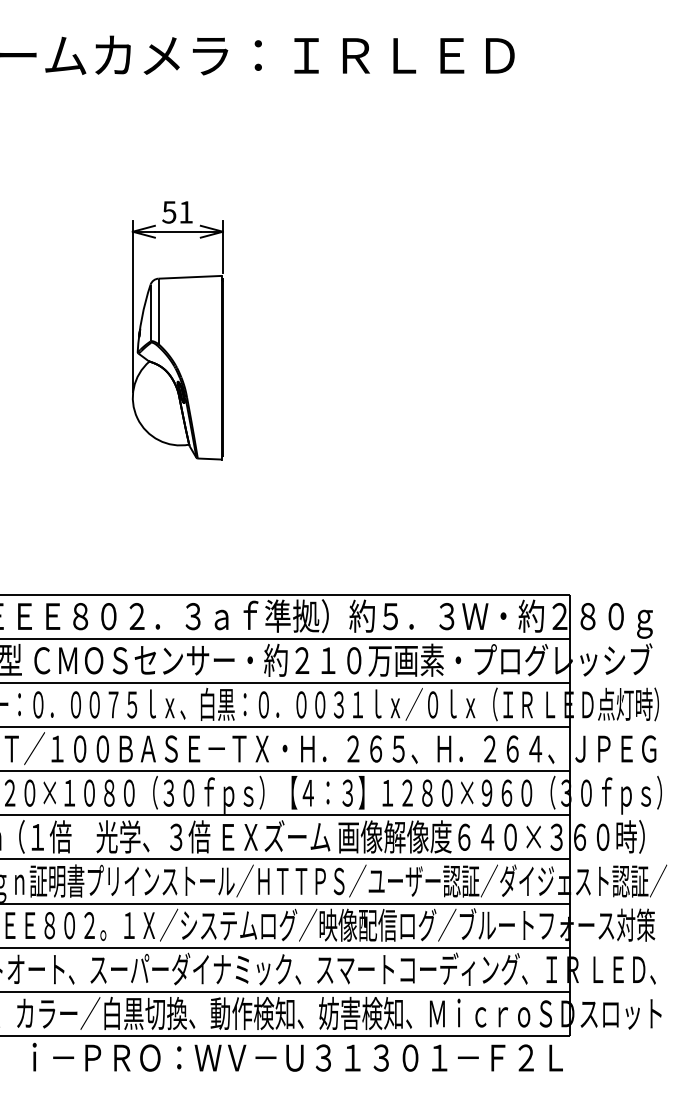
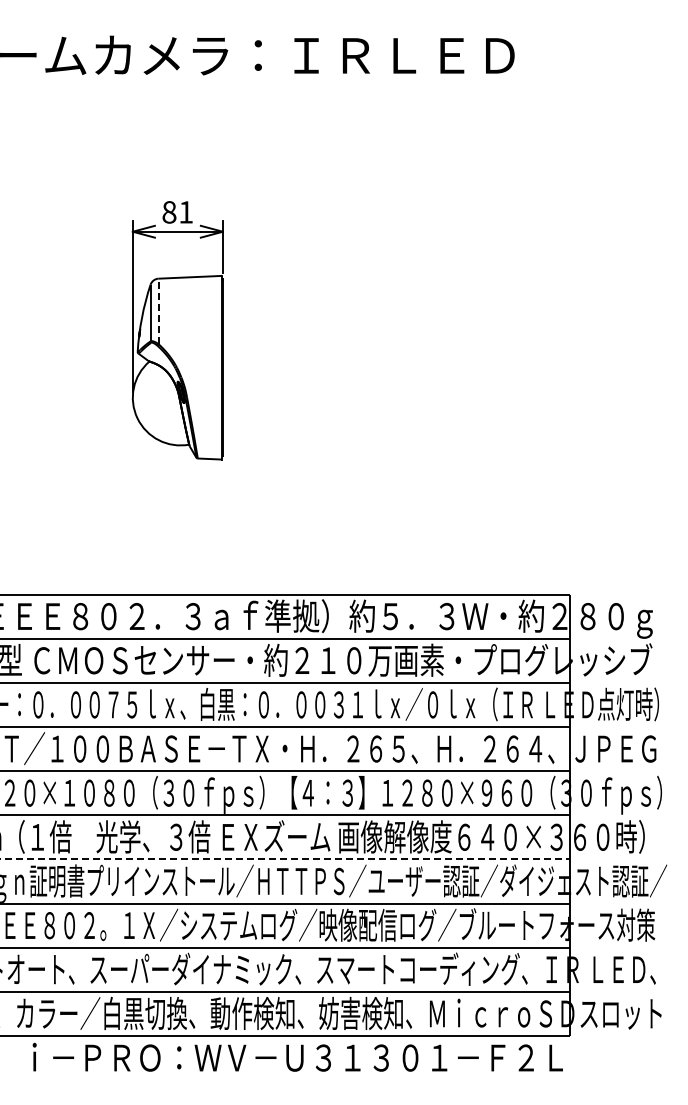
text: 51 -> 81 (169, 212)
line: solid -> dashed (158, 311)
line: solid -> dashed (285, 859)
